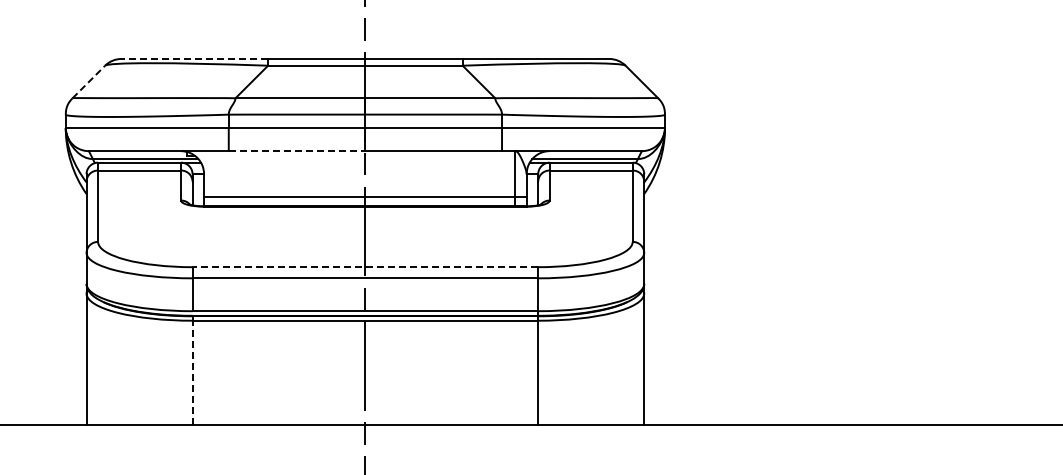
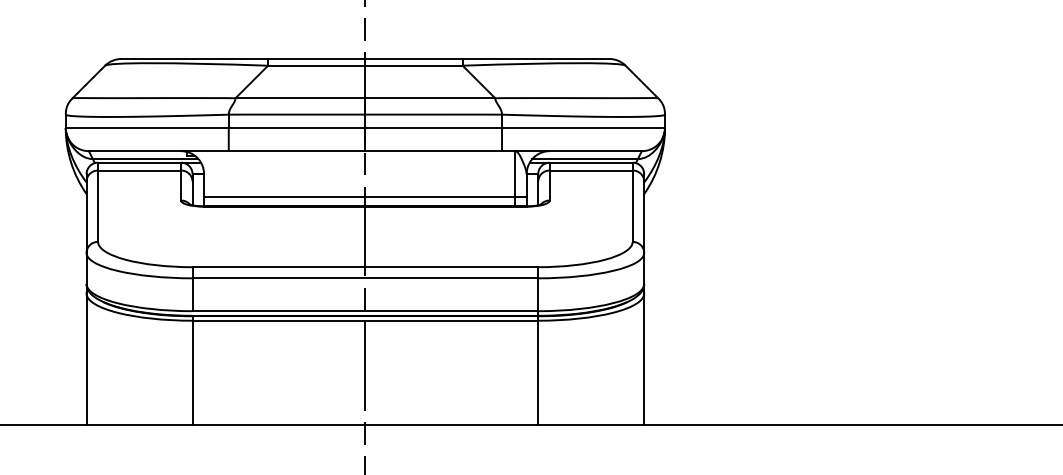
line: dashed -> solid (194, 58)
line: dashed -> solid (89, 81)
line: dashed -> solid (297, 151)
line: dashed -> solid (365, 267)
line: dashed -> solid (192, 372)
